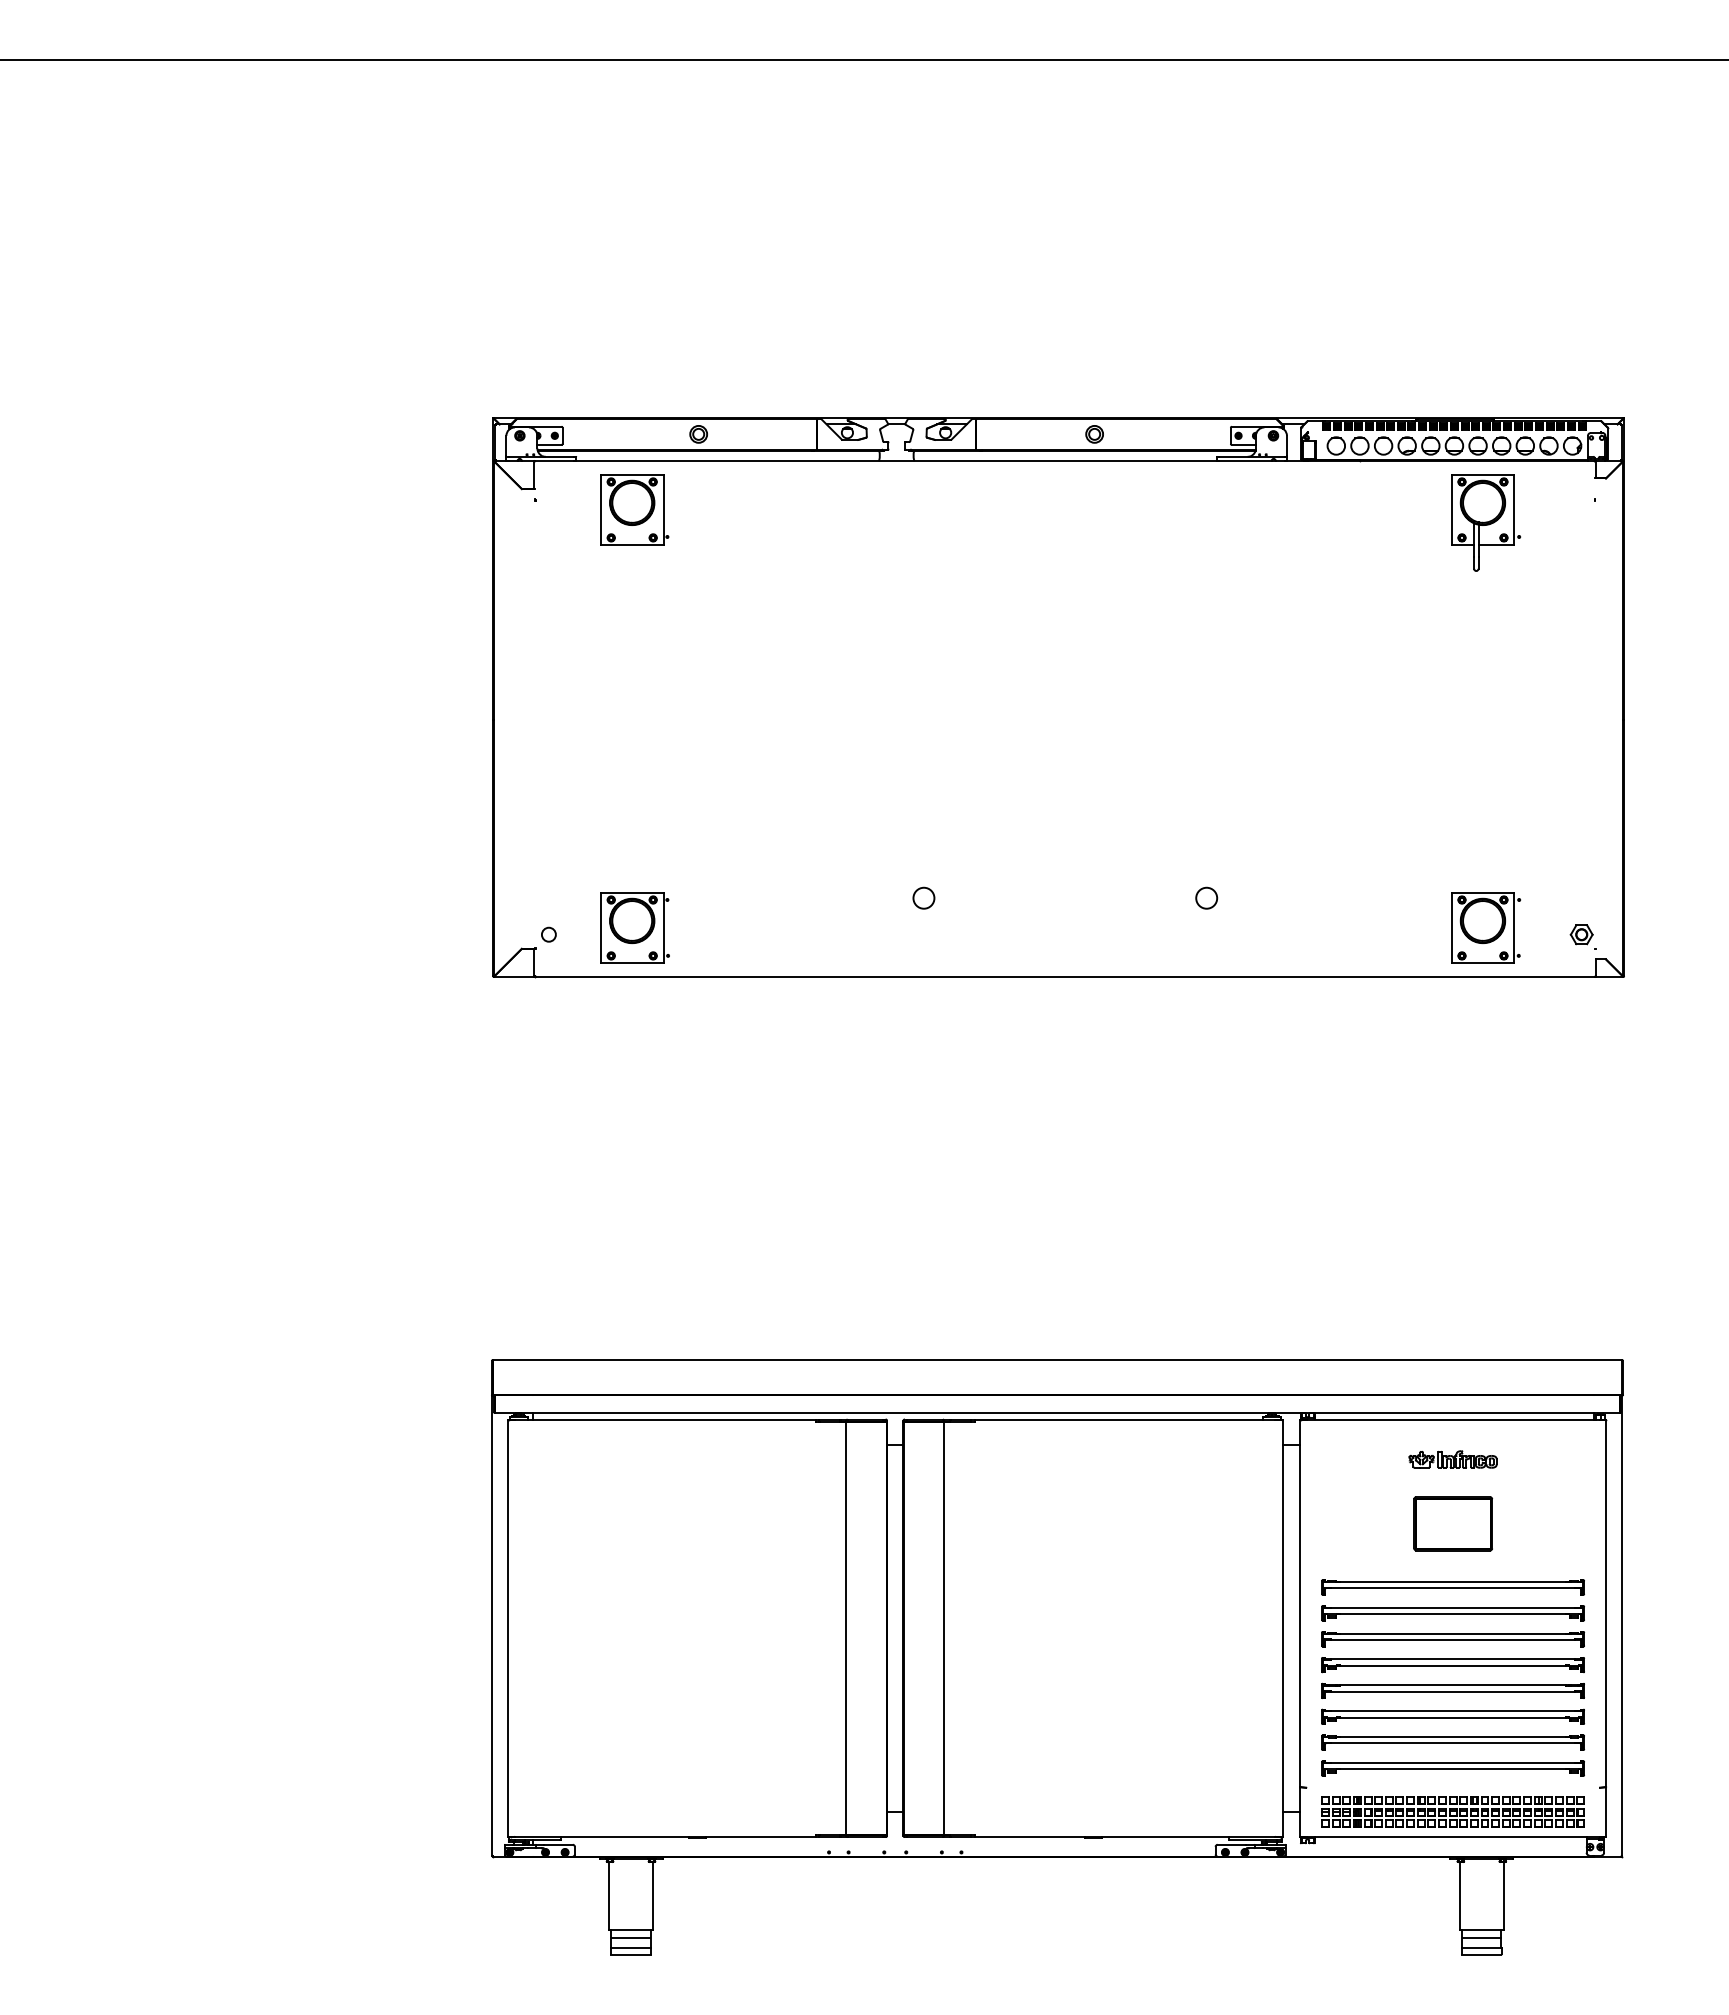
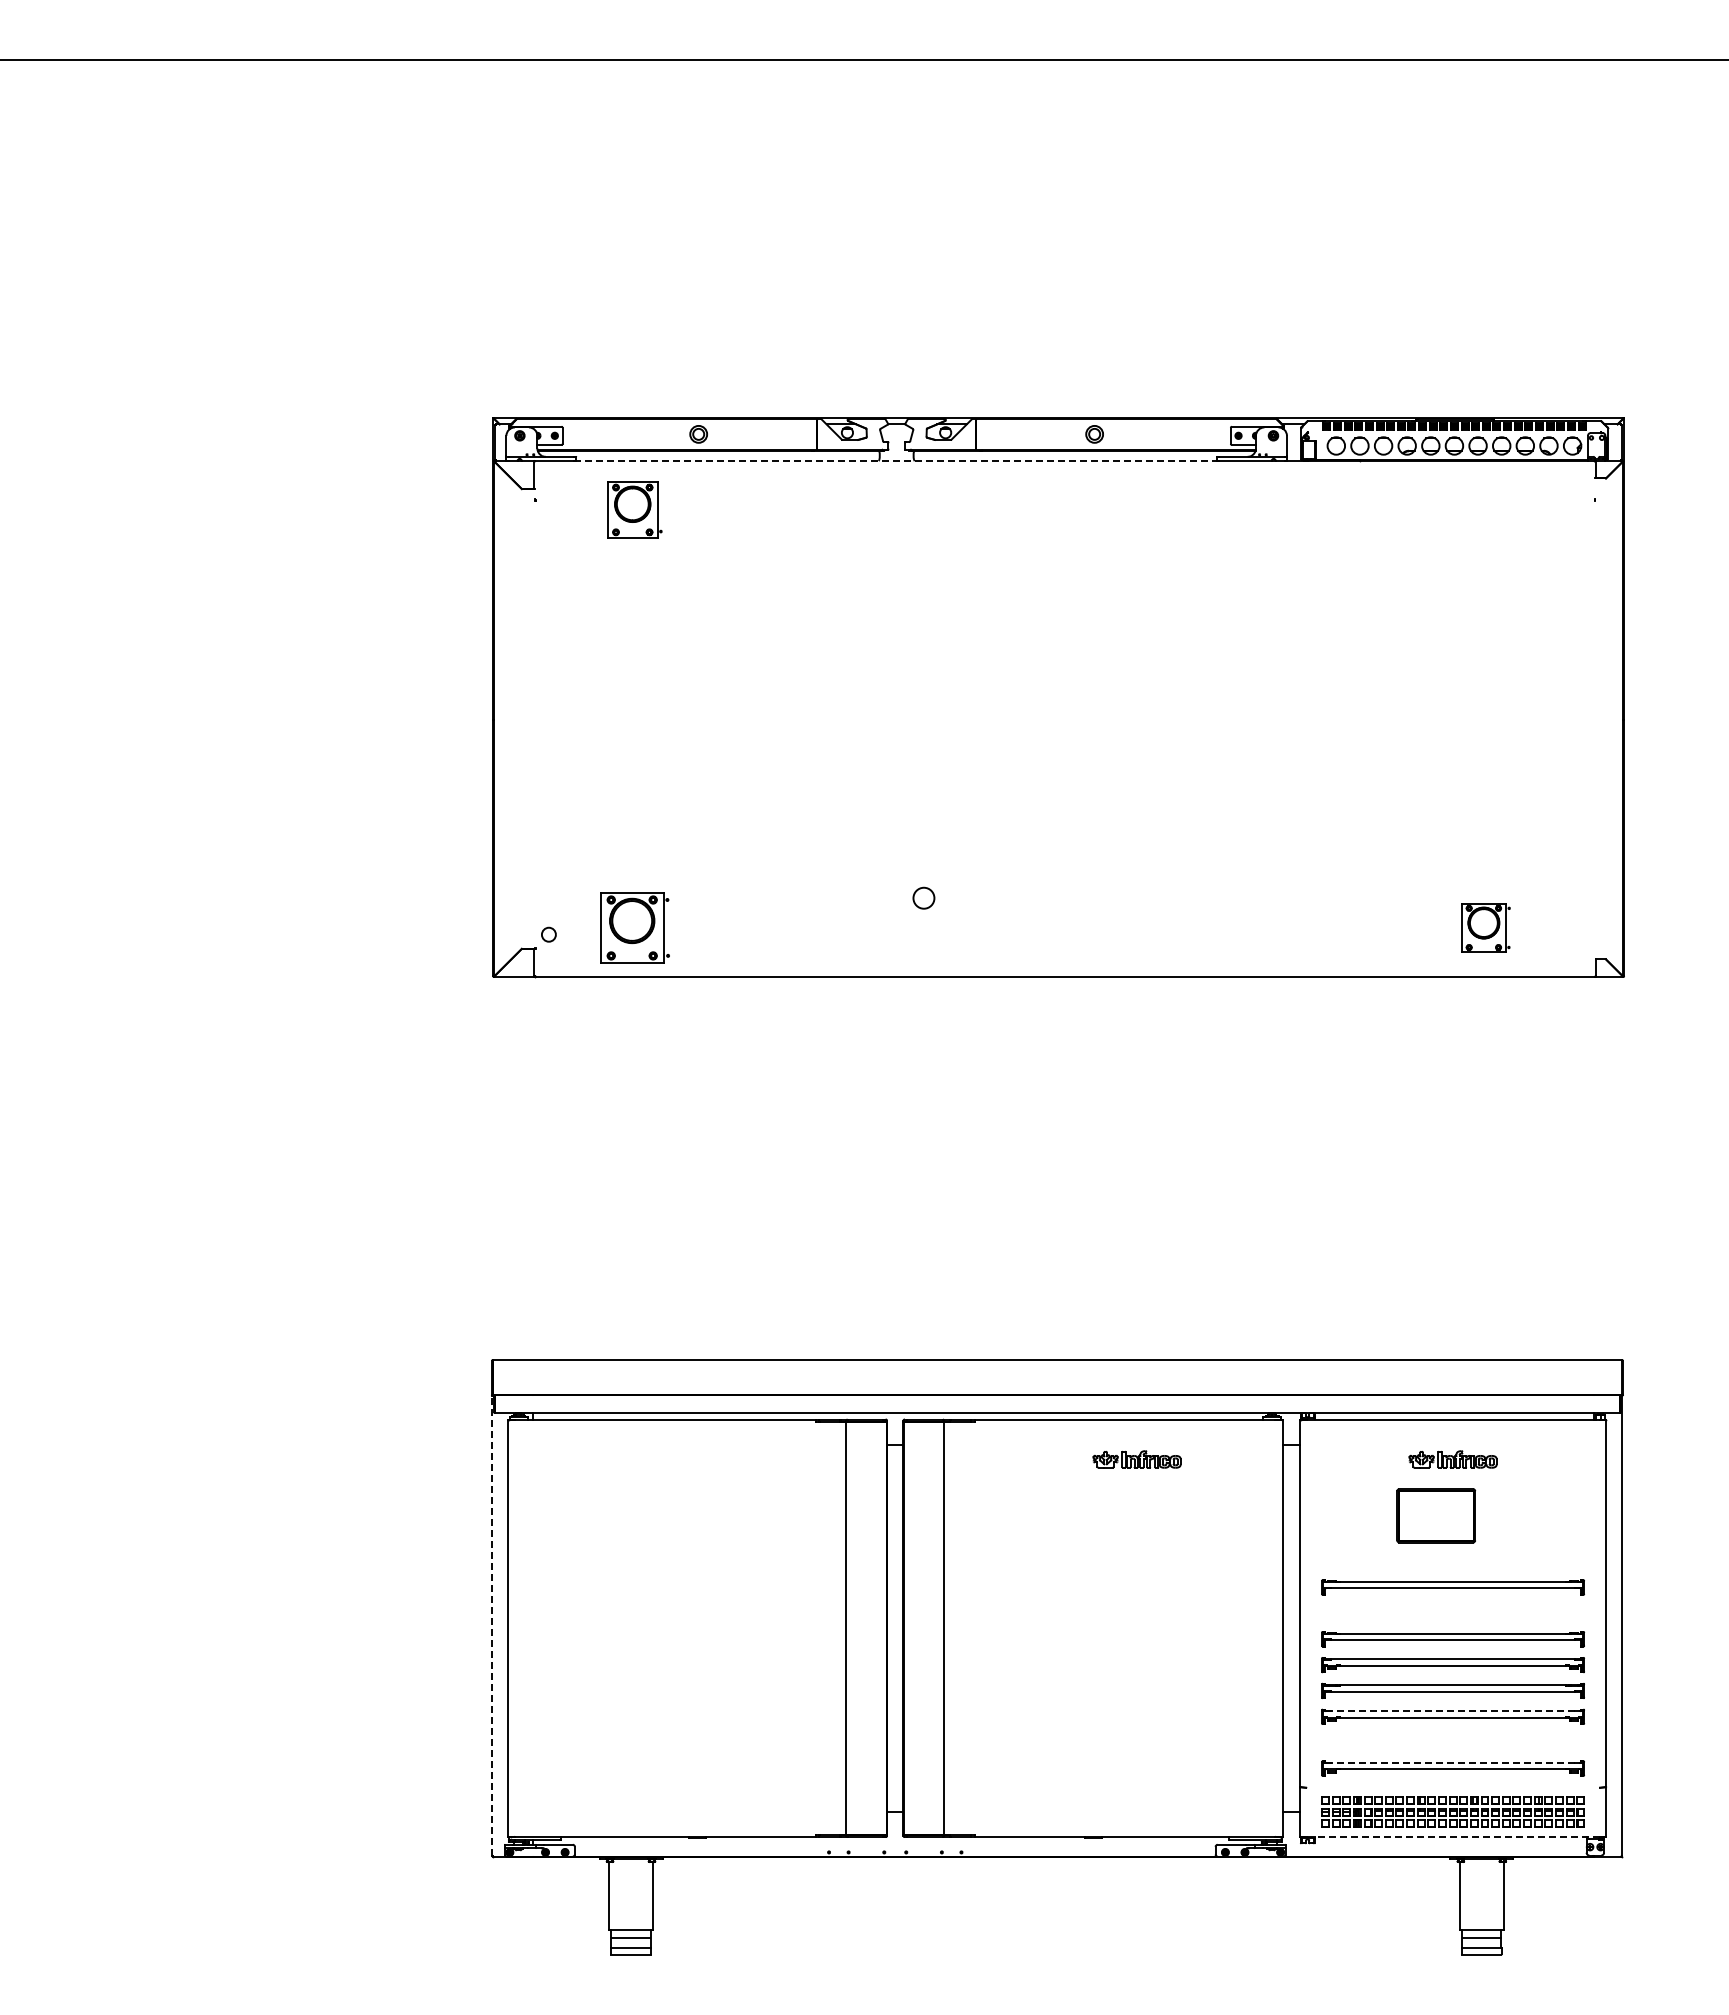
line: solid -> dashed (897, 461)
part size: 70x72 px -> 56x58 px (634, 509)
part: present -> none (1485, 522)
circle: present -> none (1206, 897)
part size: 70x72 px -> 50x50 px (1485, 927)
part: present -> none (1582, 936)
part: none -> present (1136, 1459)
part position: (1453, 1523) -> (1436, 1515) (1436, 1515)
part: present -> none (1452, 1613)
line: solid -> dashed (492, 1625)
line: solid -> dashed (1453, 1711)
part: present -> none (1452, 1742)
line: solid -> dashed (1453, 1762)
line: solid -> dashed (1453, 1837)
